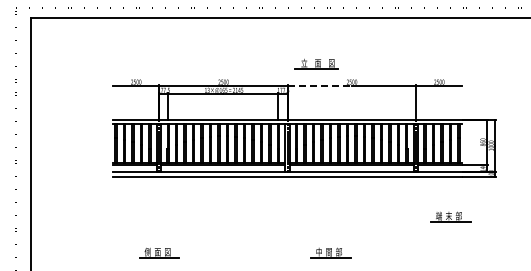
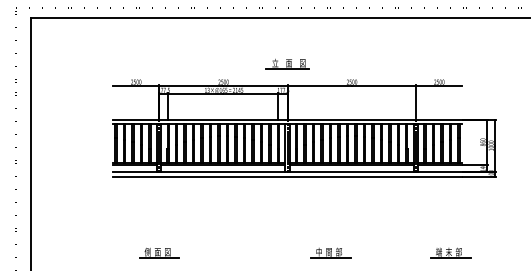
part position: (316, 63) -> (287, 63) (287, 63)
line: dashed -> solid (320, 86)
part position: (450, 216) -> (450, 252) (450, 252)
